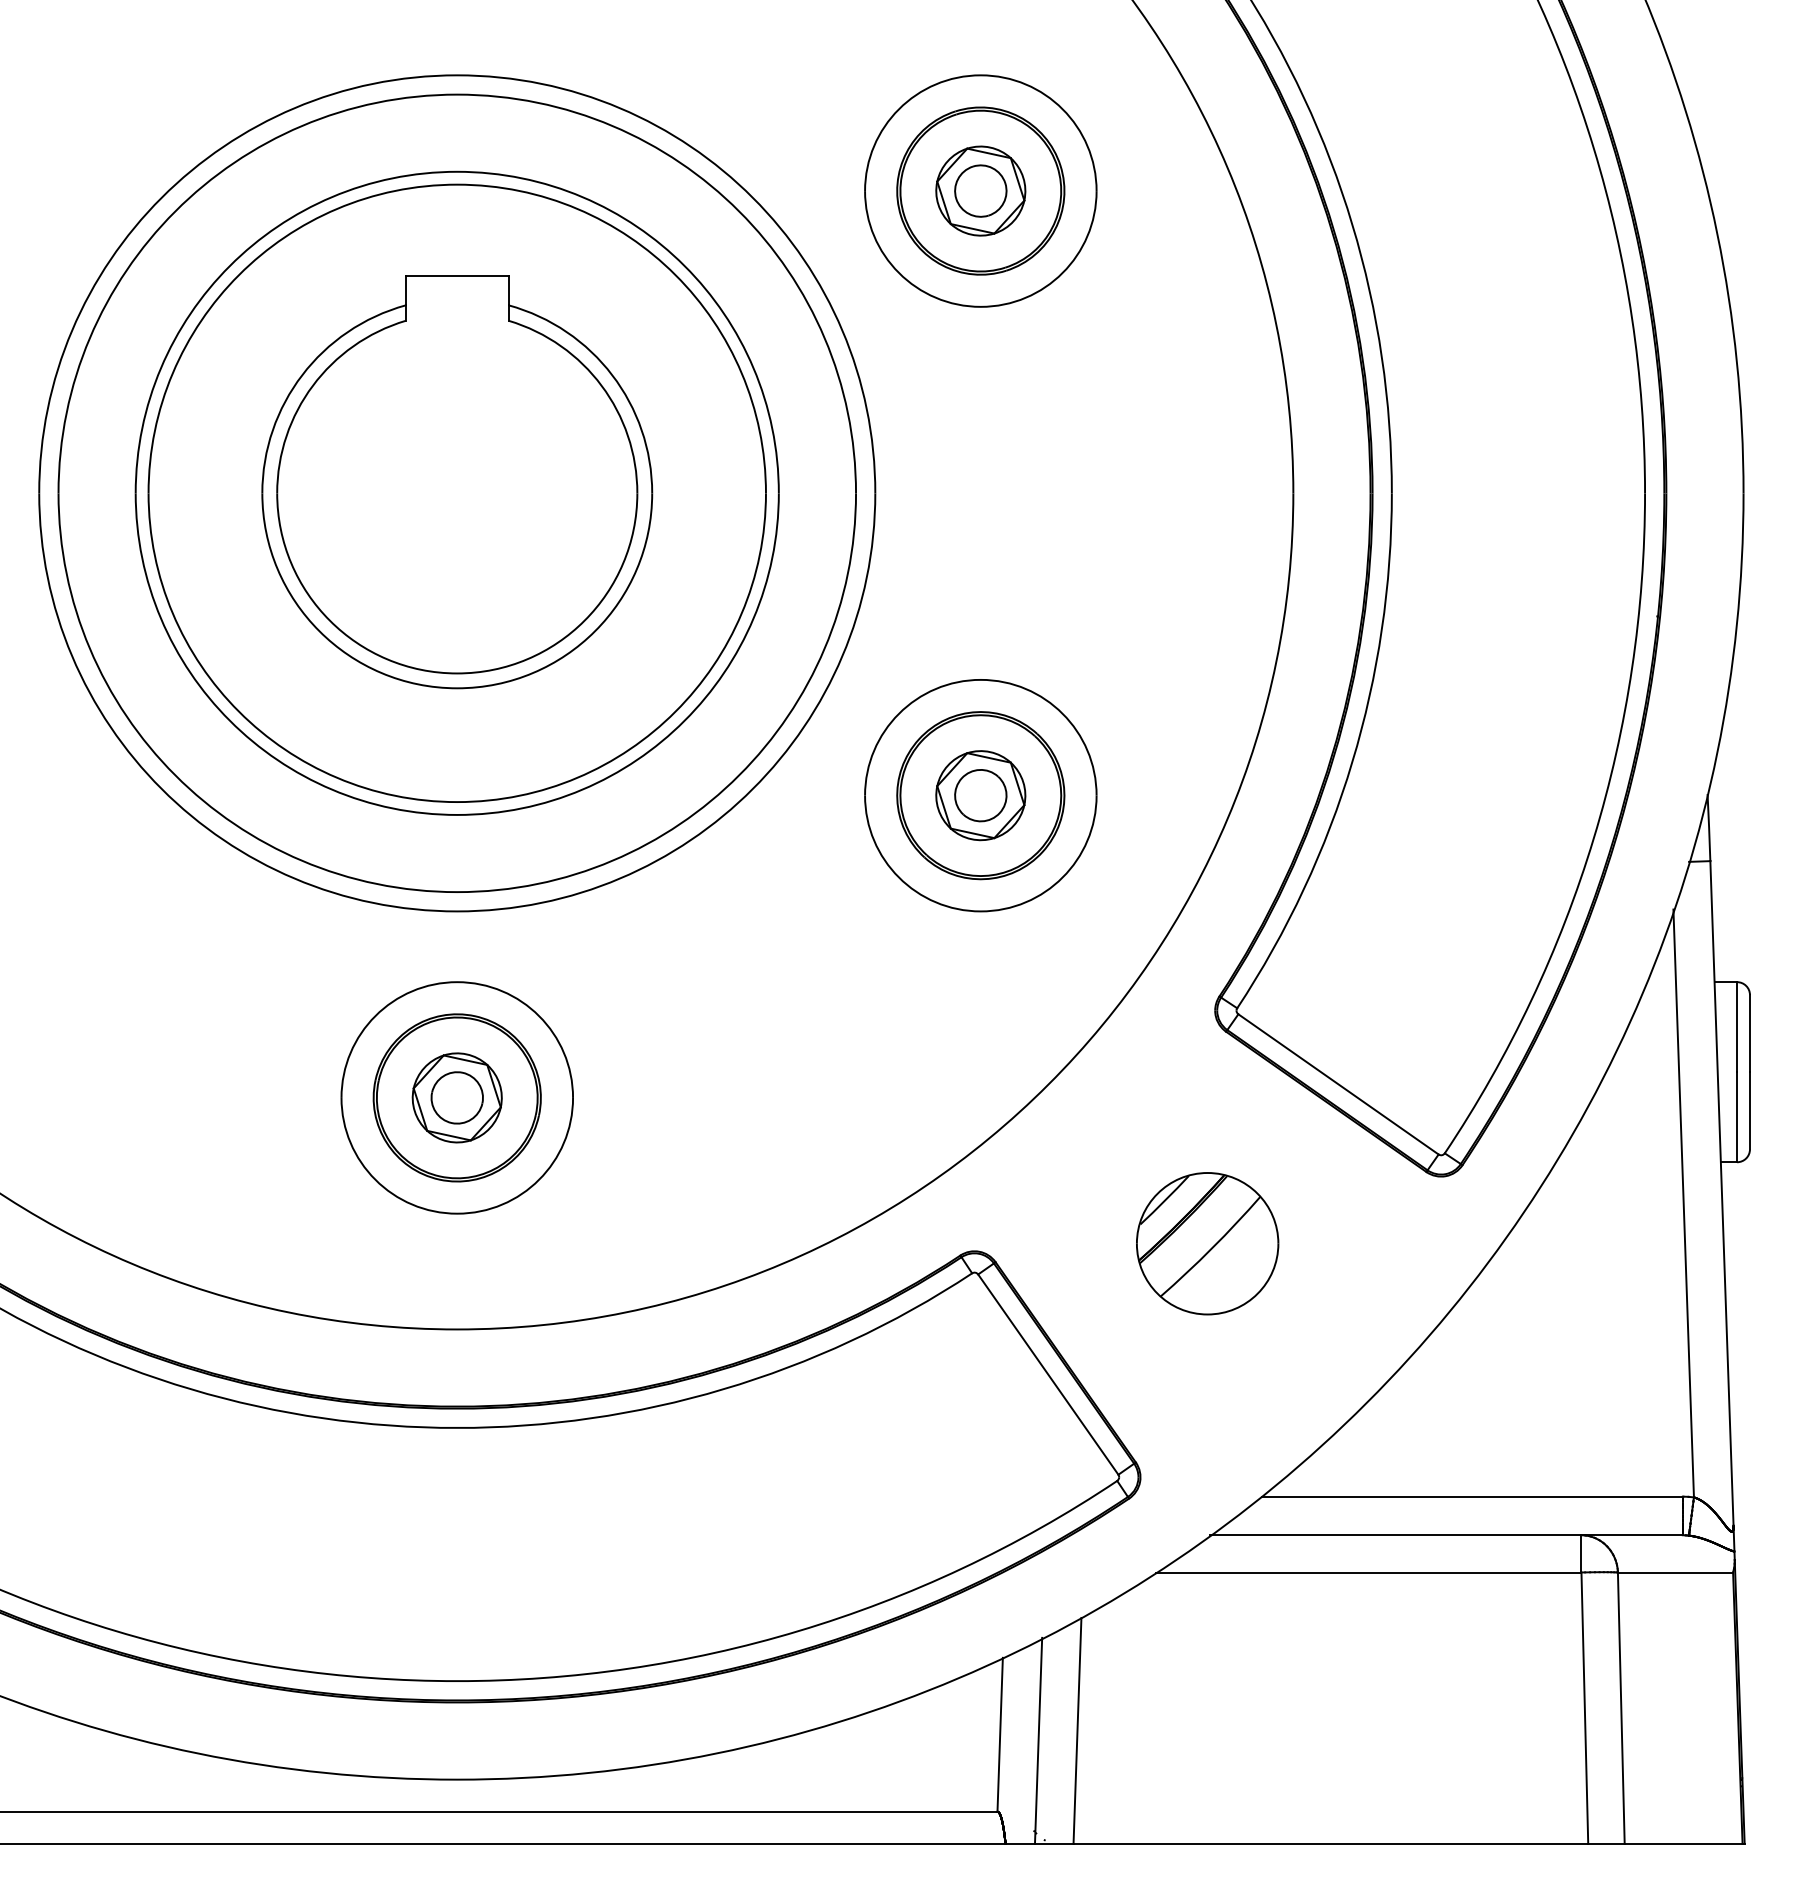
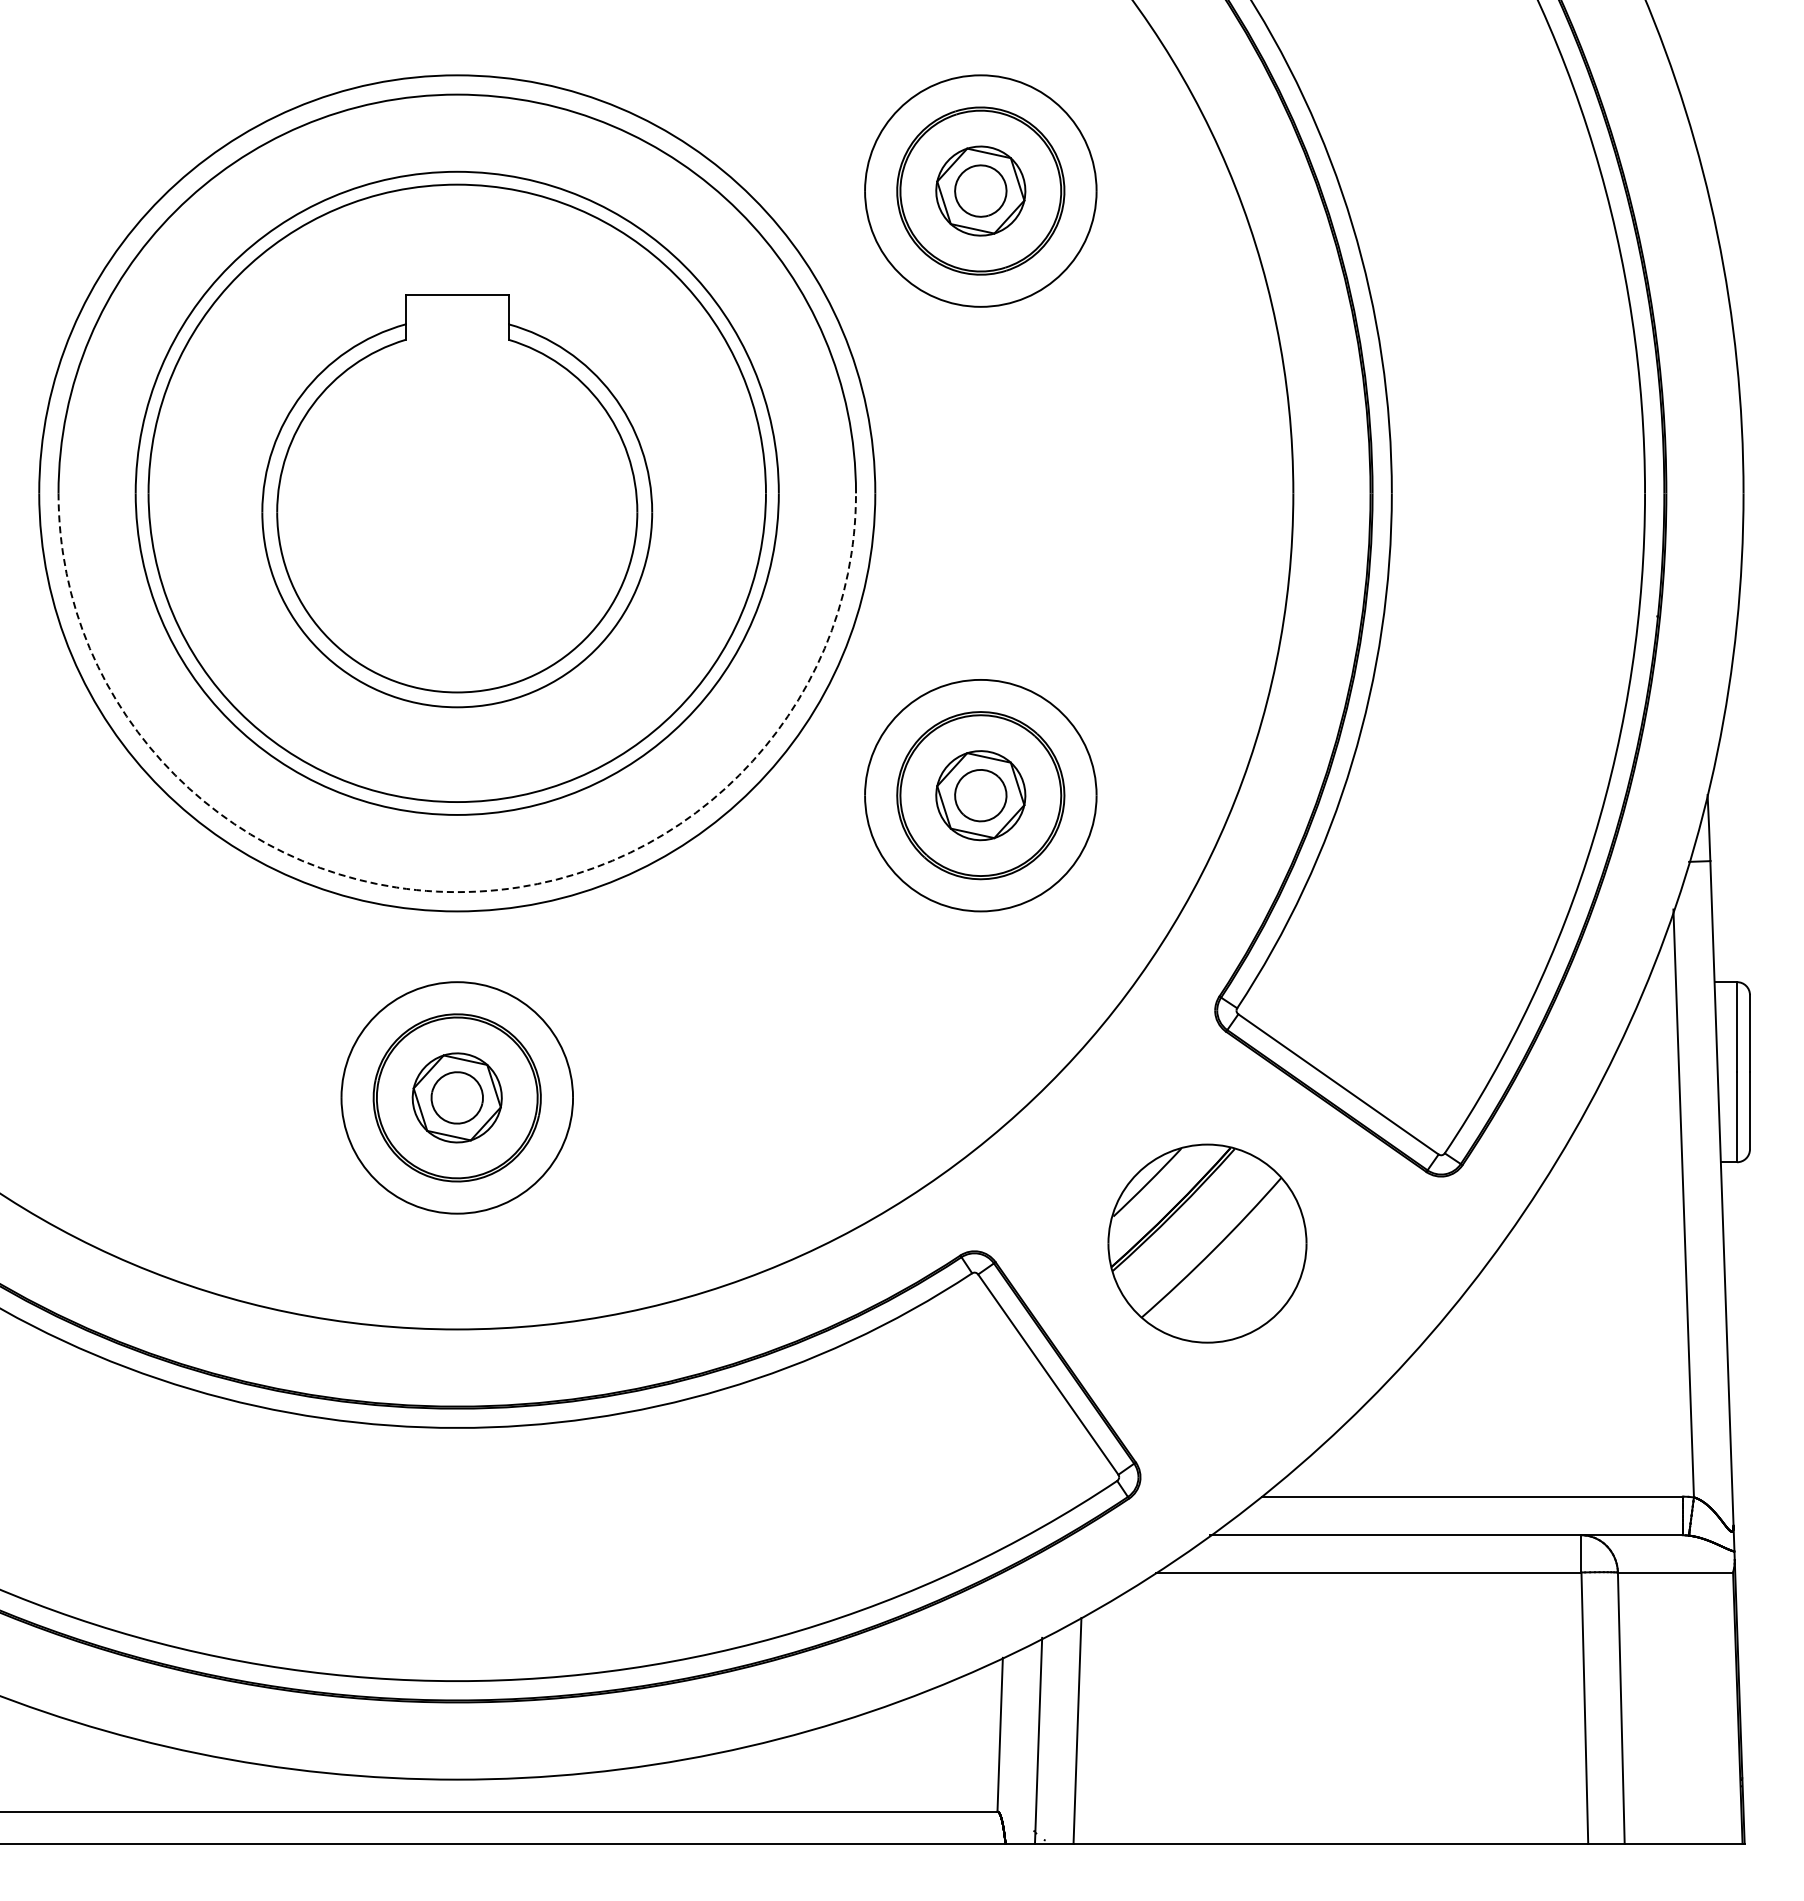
part position: (457, 482) -> (457, 501) (457, 501)
arc: solid -> dashed (457, 892)
part size: 144x144 px -> 201x201 px (1207, 1243)
